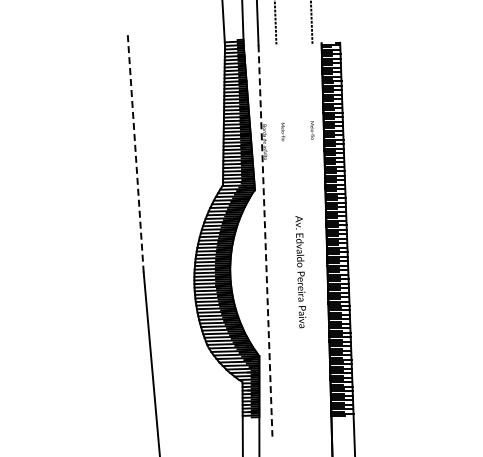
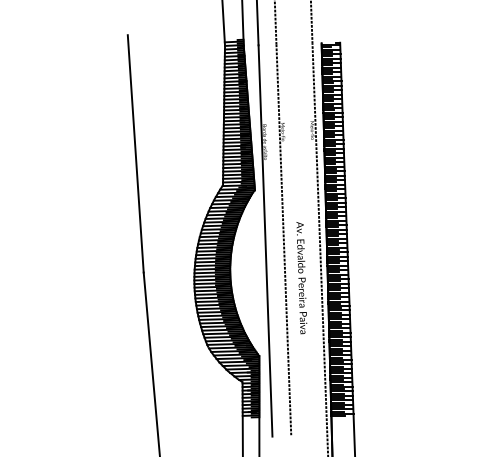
line: dashed -> solid (135, 153)
line: none -> present (283, 239)
line: dashed -> solid (265, 240)
line: none -> present (320, 248)
text position: (300, 272) -> (301, 278) (301, 278)
